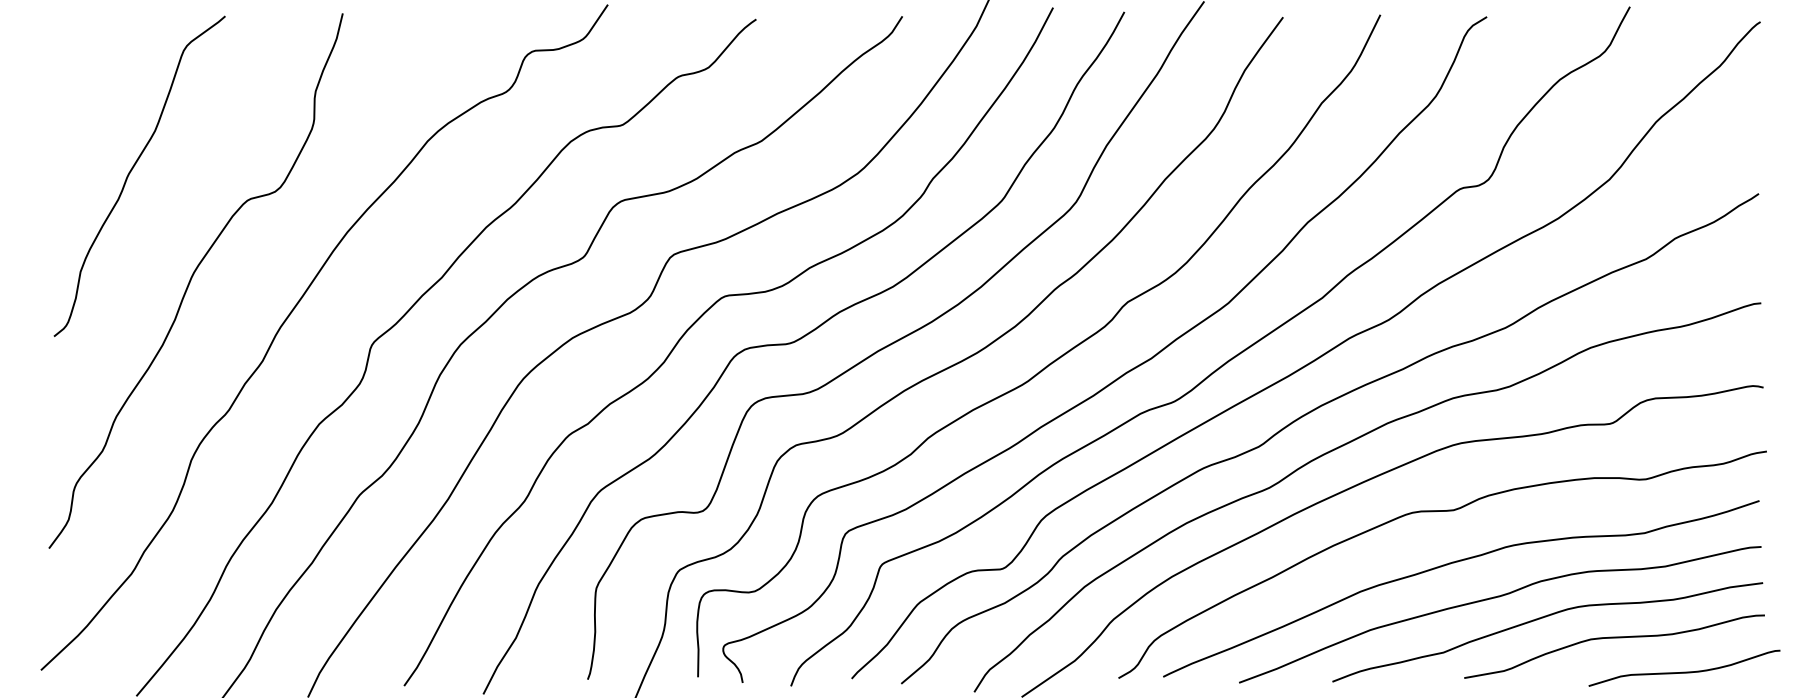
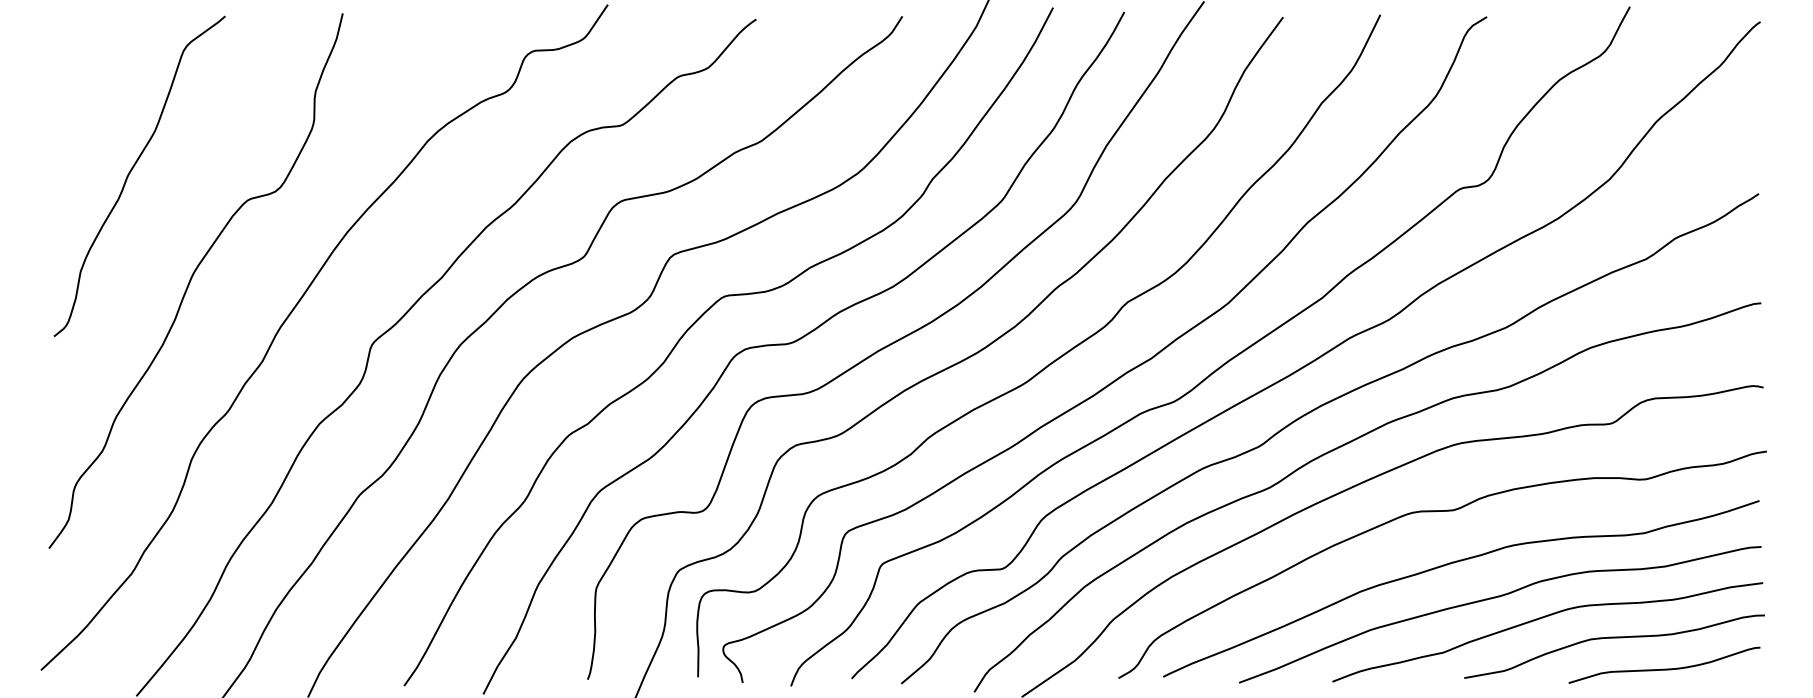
curve position: (1684, 671) -> (1664, 668) (1664, 668)
